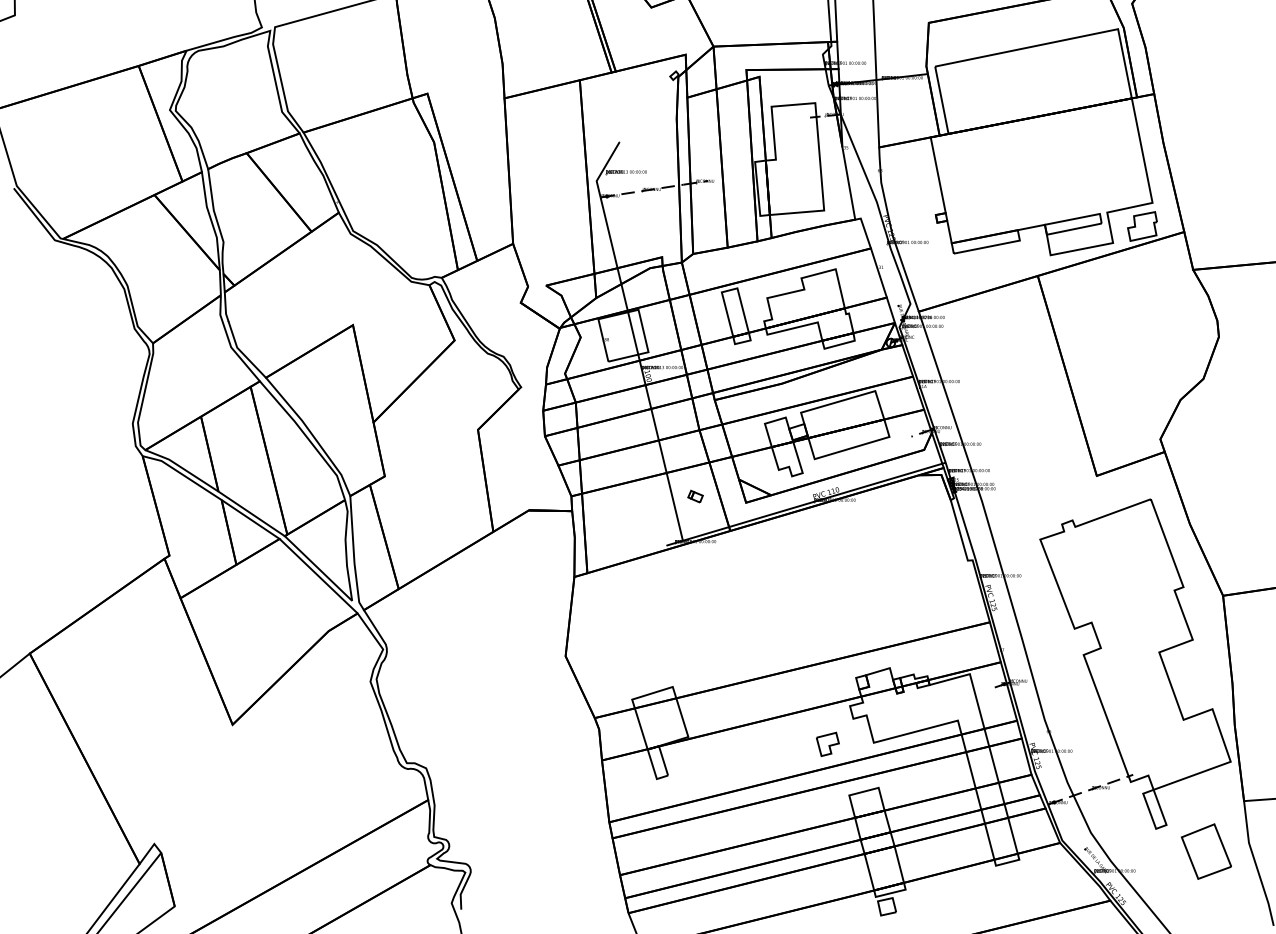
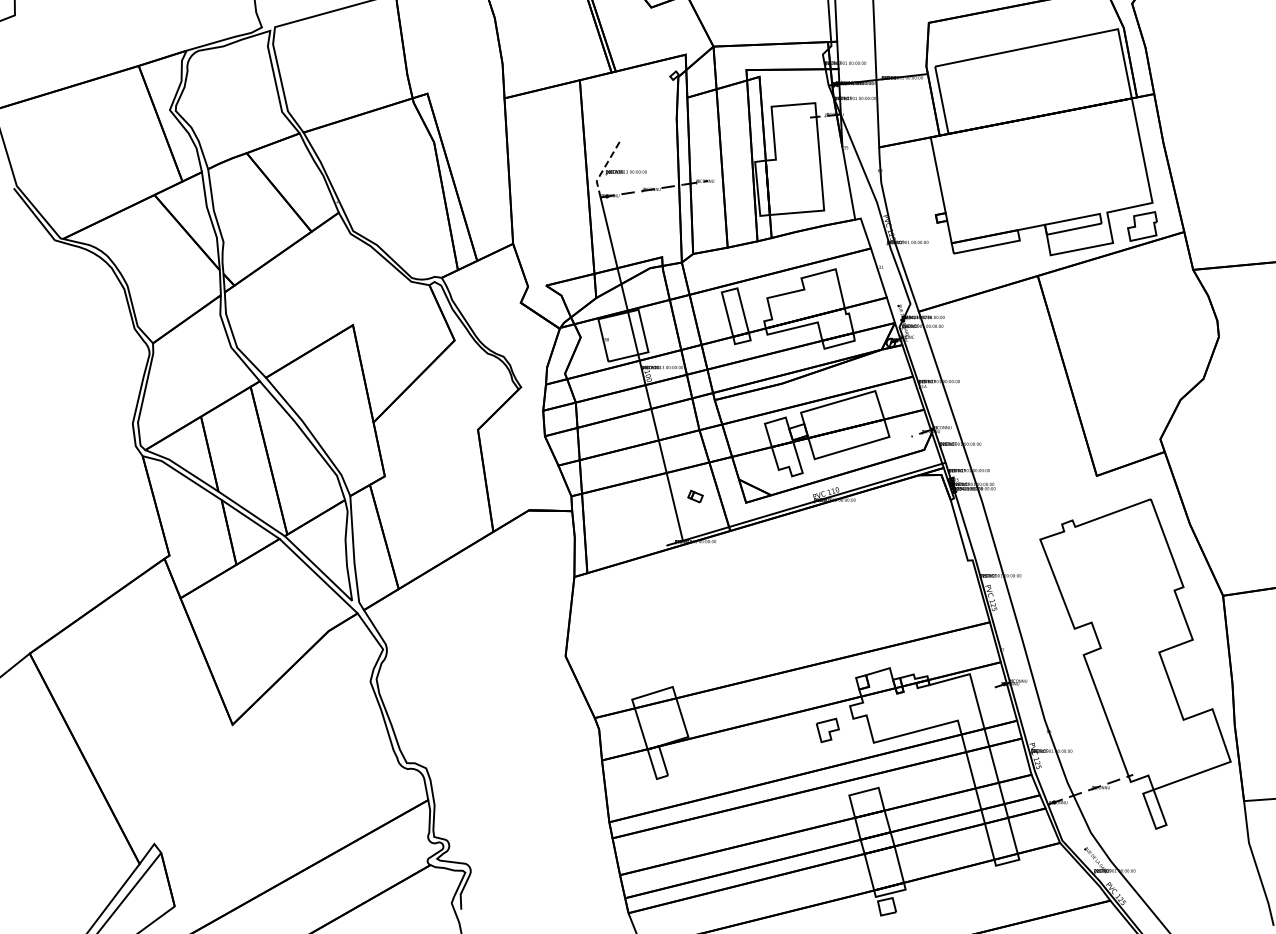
line: solid -> dashed (603, 169)
part position: (827, 744) -> (827, 730) (827, 730)
part: present -> none (1205, 851)
